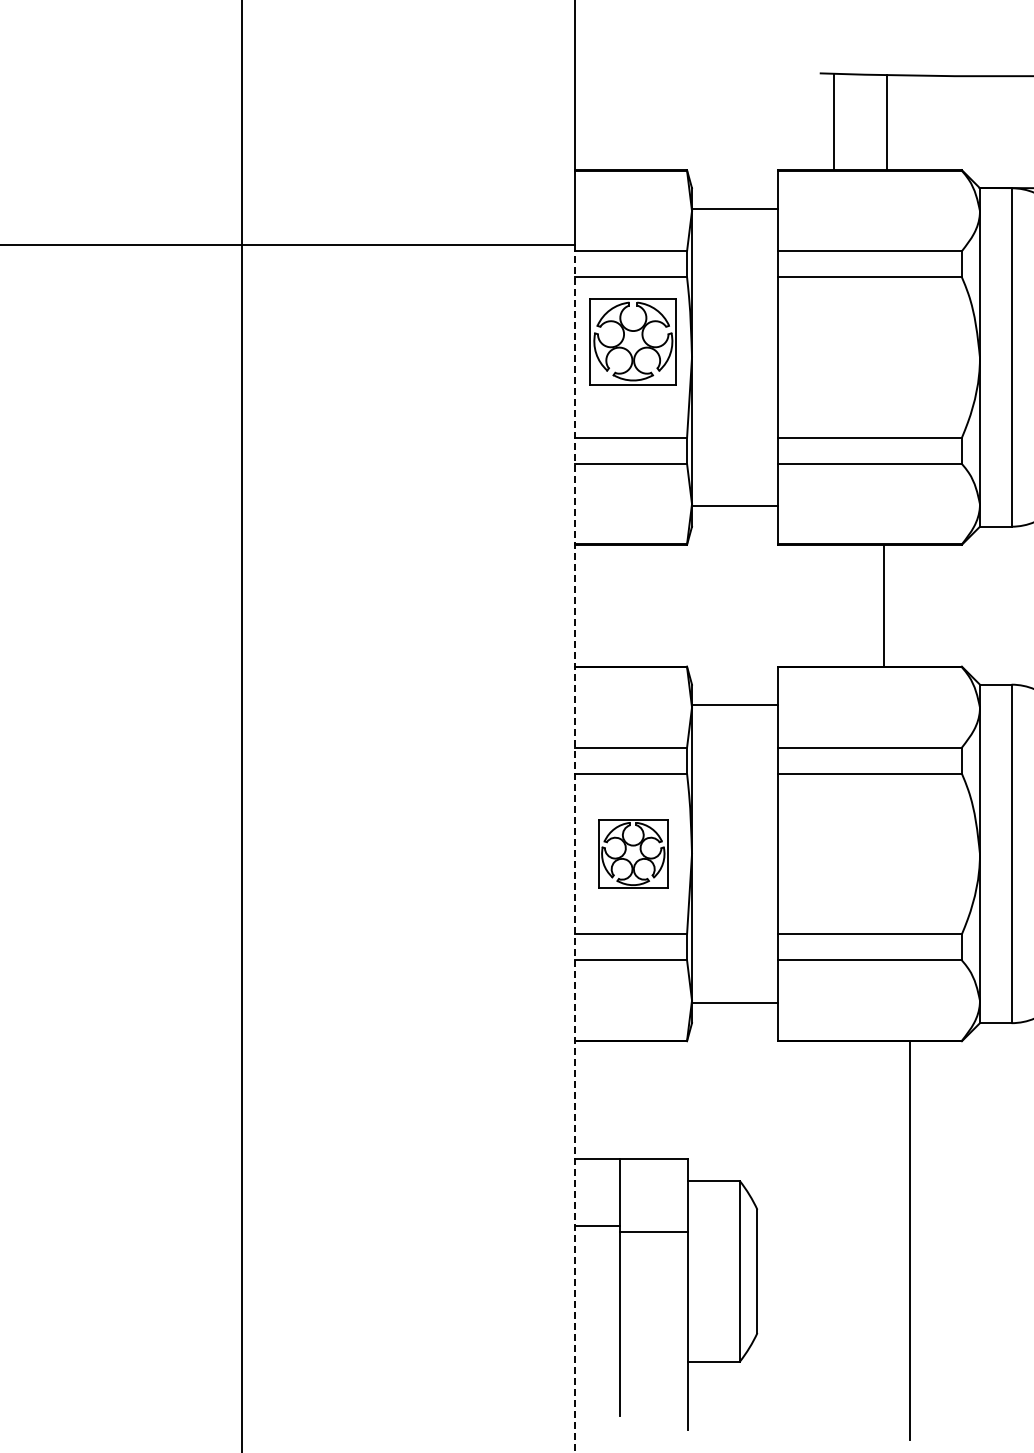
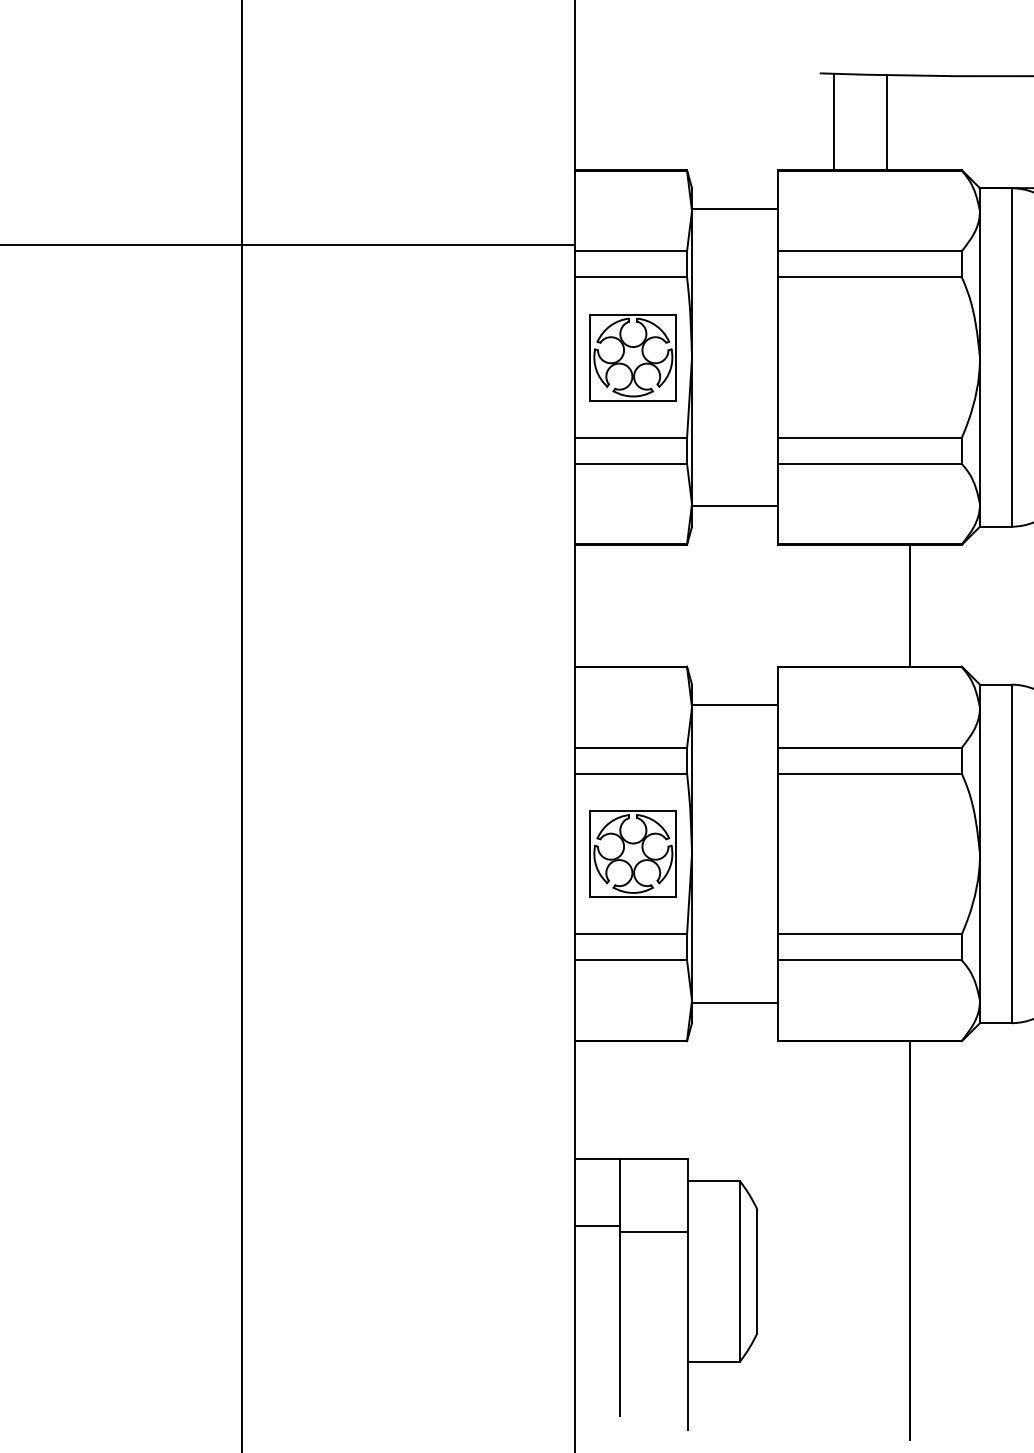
part position: (632, 341) -> (632, 357) (632, 357)
line position: (883, 605) -> (909, 605) (909, 605)
line: dashed -> solid (574, 848)
part size: 71x70 px -> 88x88 px (632, 853)
